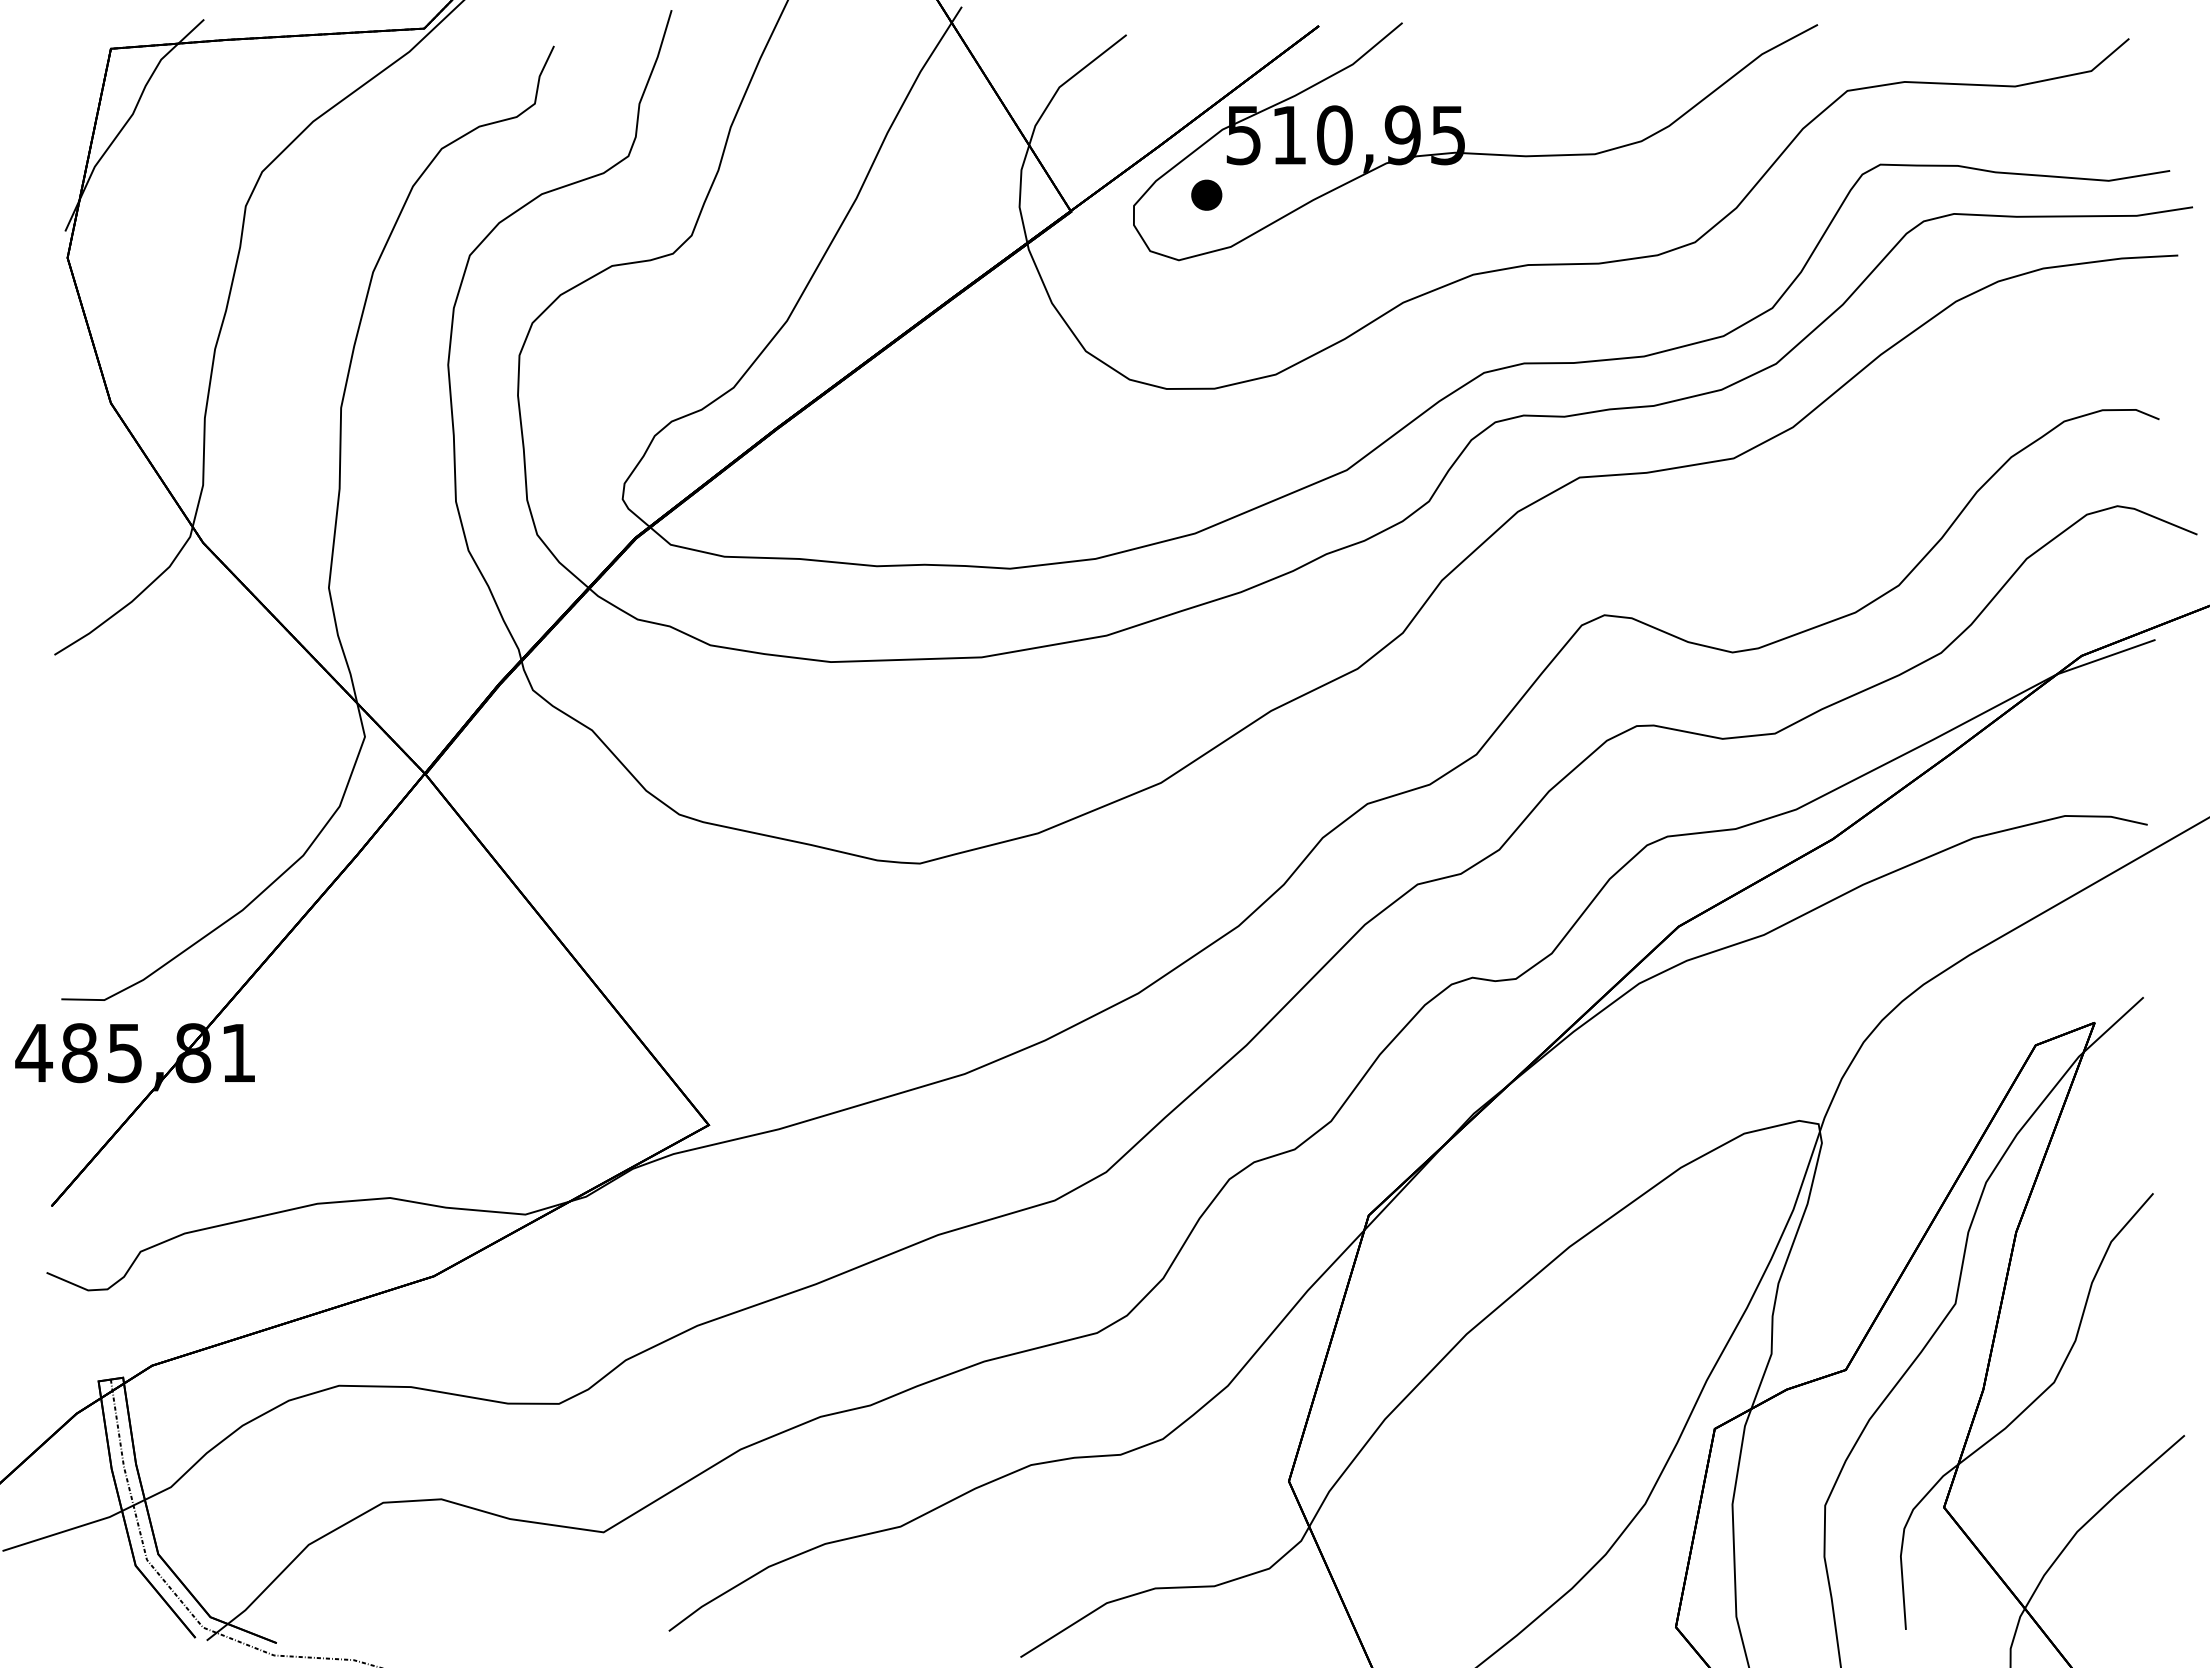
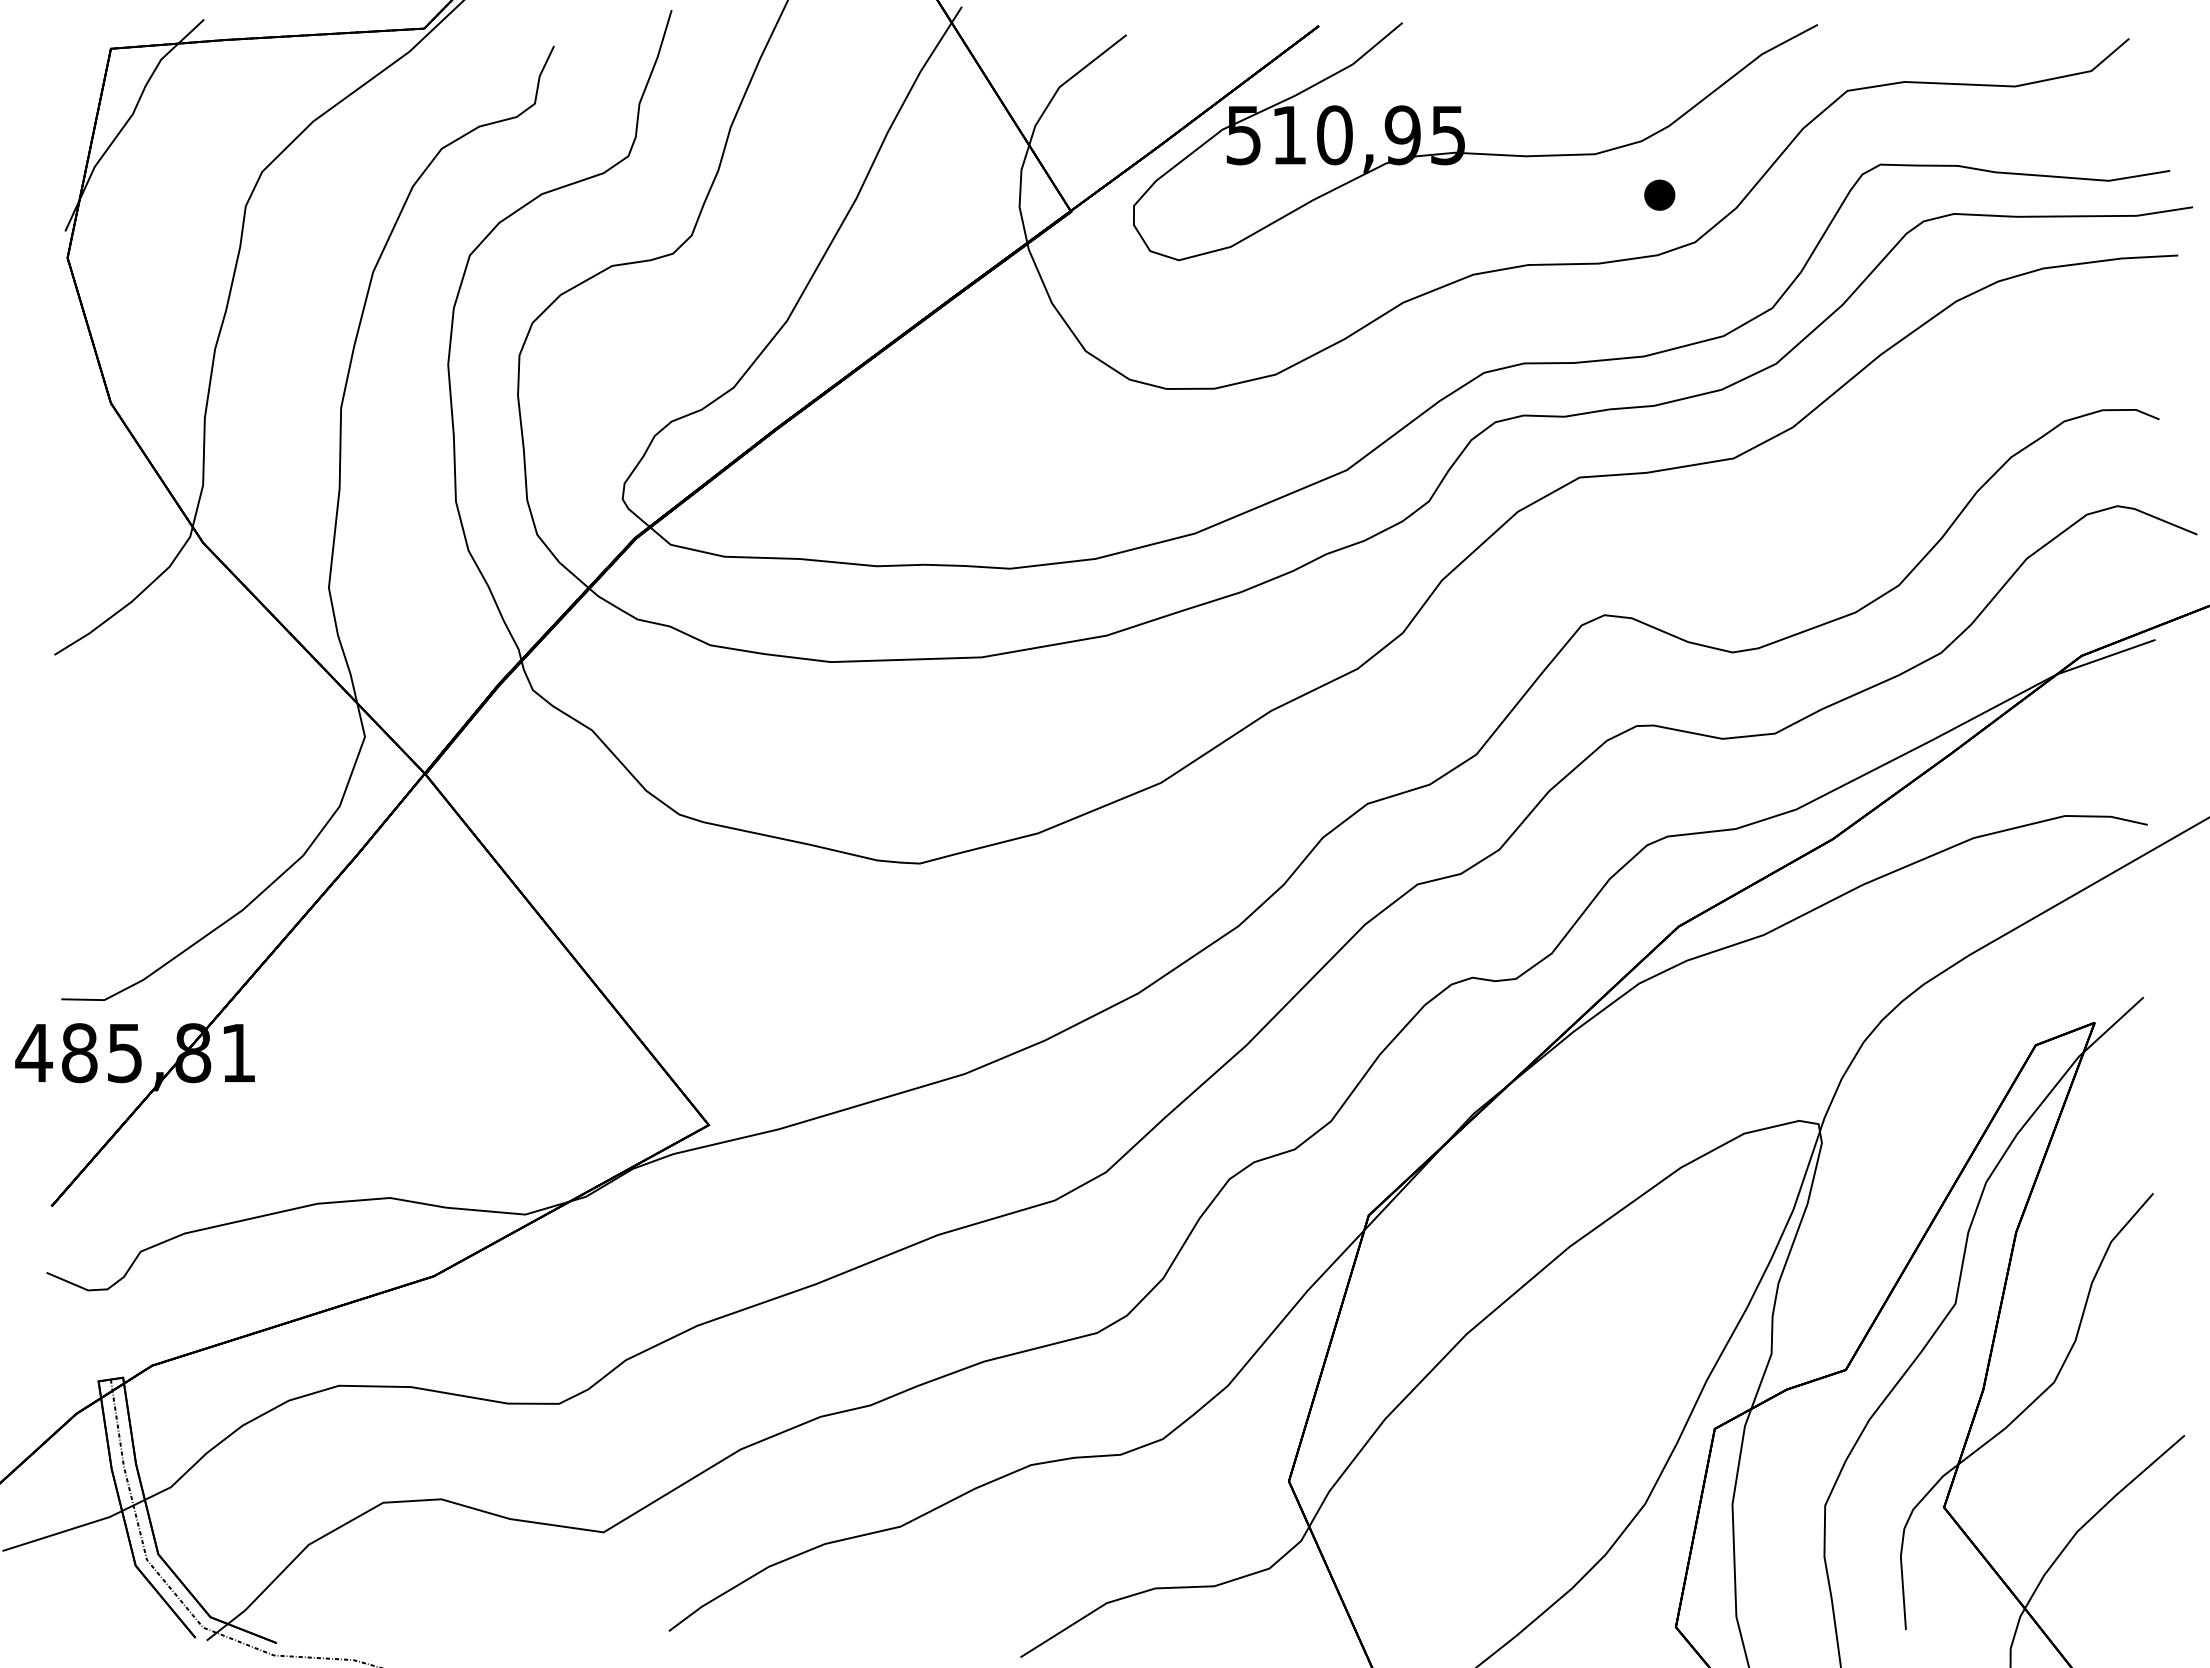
part position: (1206, 194) -> (1659, 194) (1659, 194)
